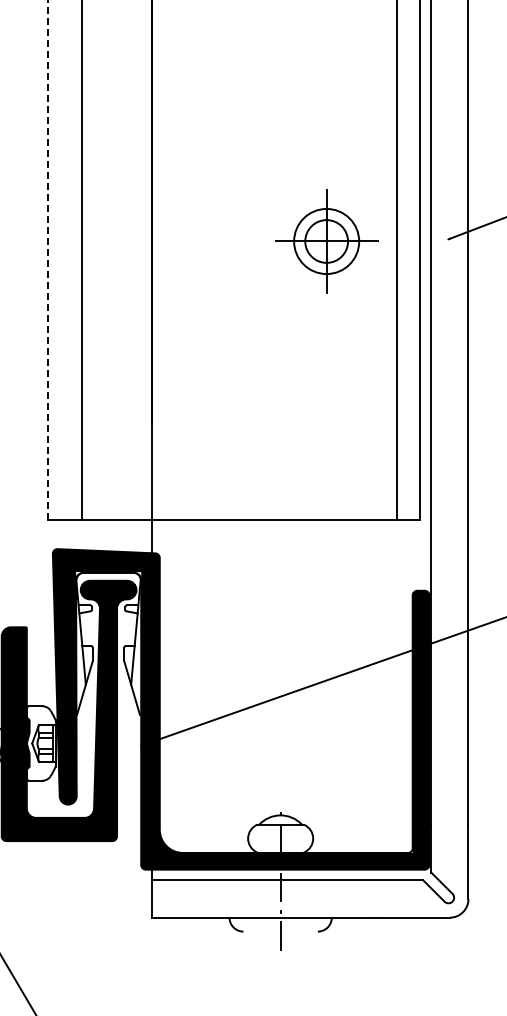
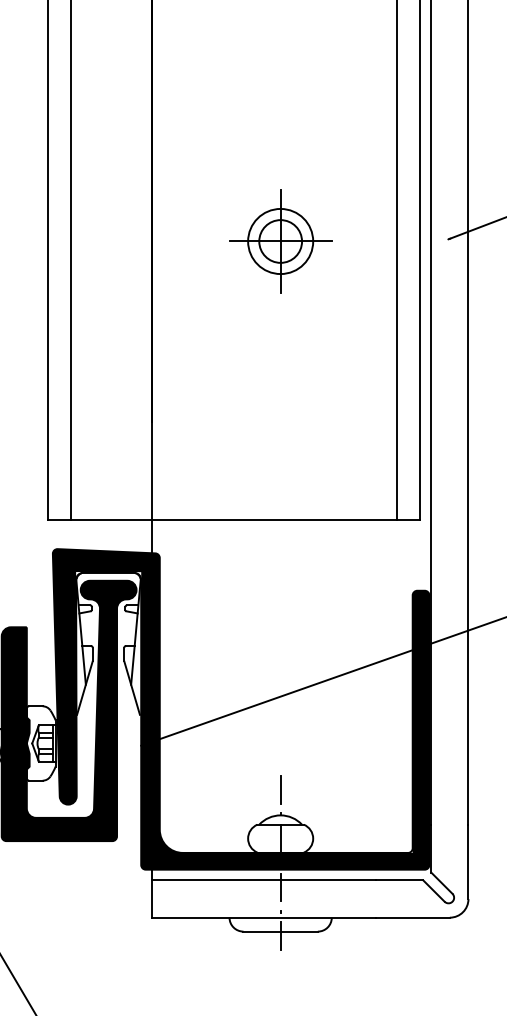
part position: (326, 241) -> (280, 241) (280, 241)
line: dashed -> solid (48, 260)
line position: (82, 261) -> (71, 261) (71, 261)
line: none -> present (280, 789)
line: none -> present (280, 931)
